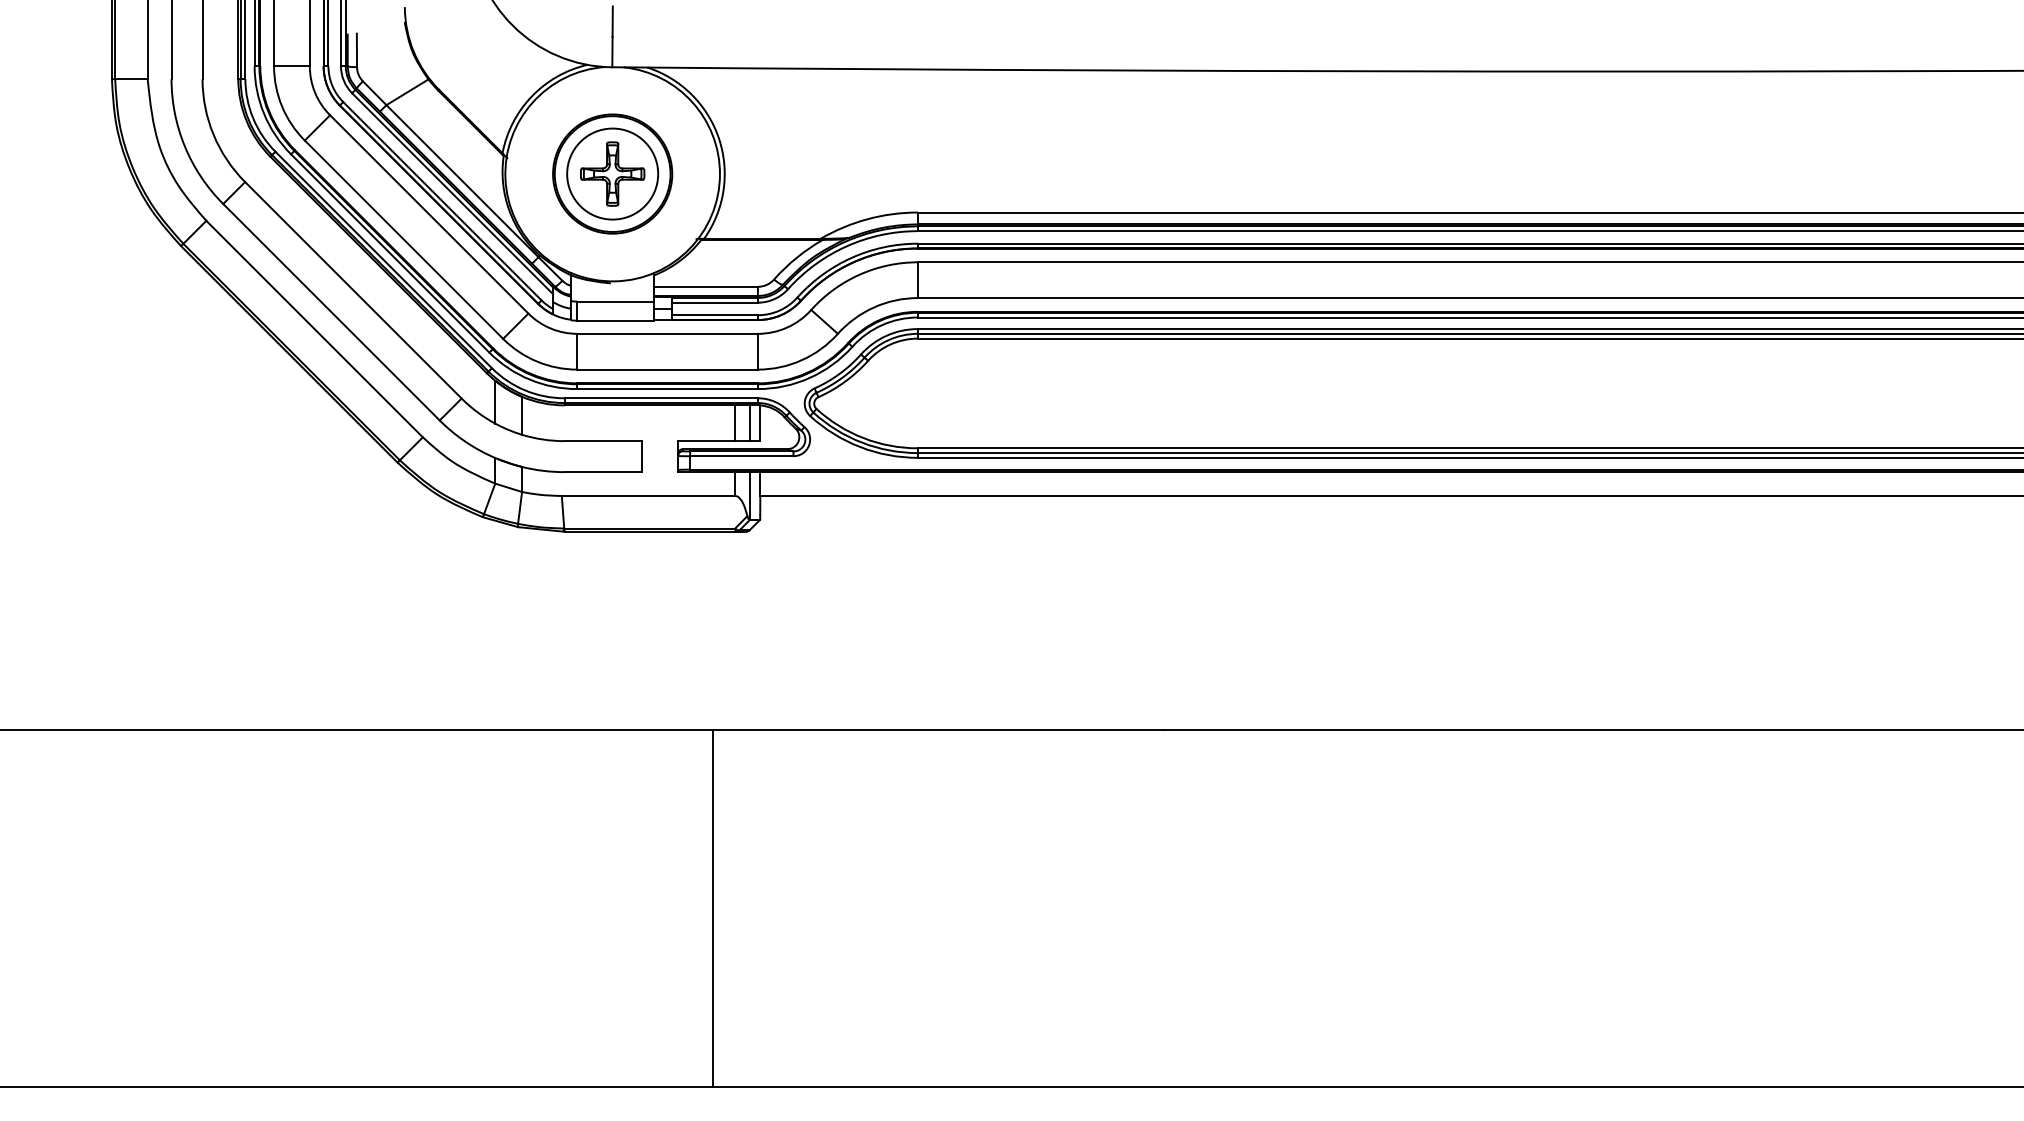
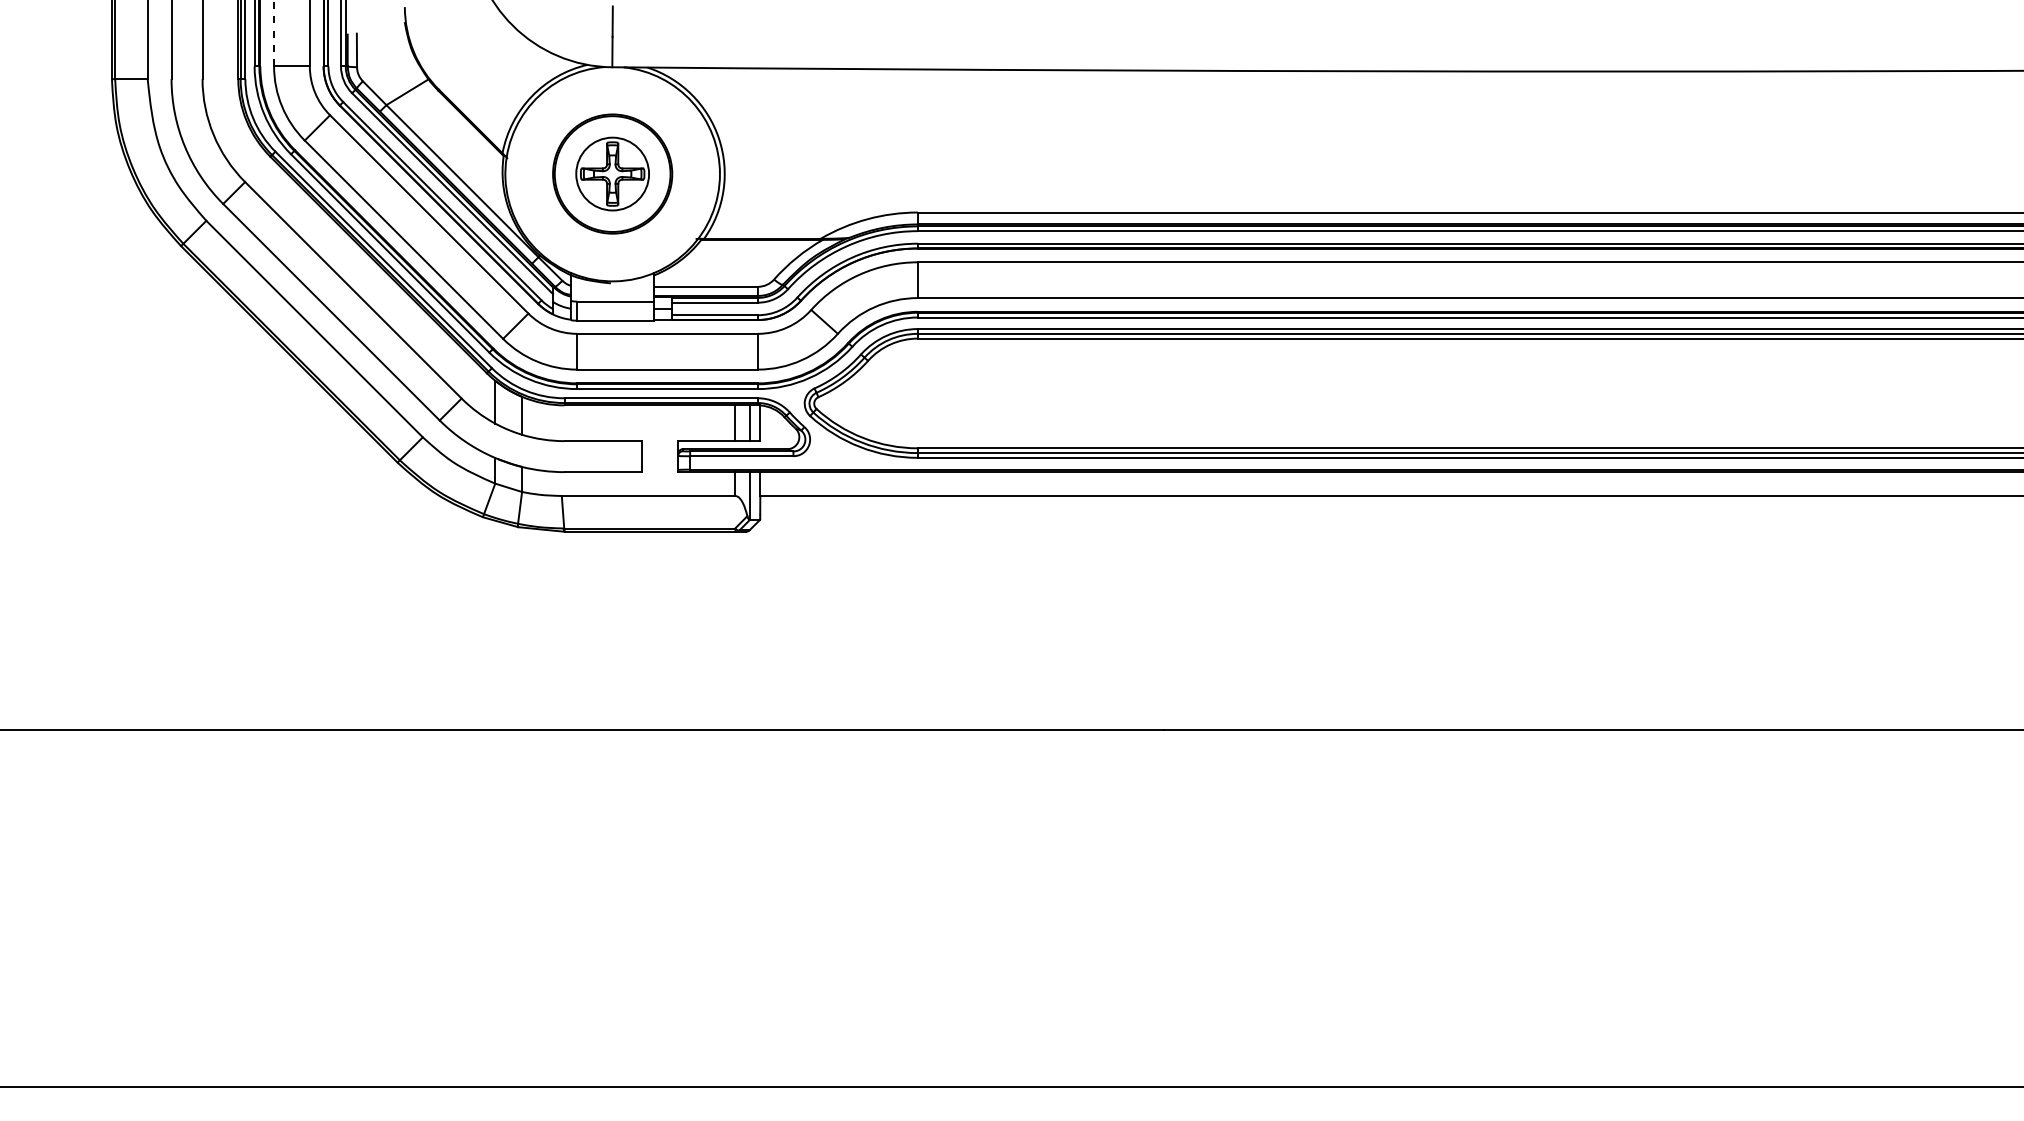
line: solid -> dashed (274, 33)
circle diameter: 91 px -> 73 px (612, 173)
line: present -> none (713, 908)
